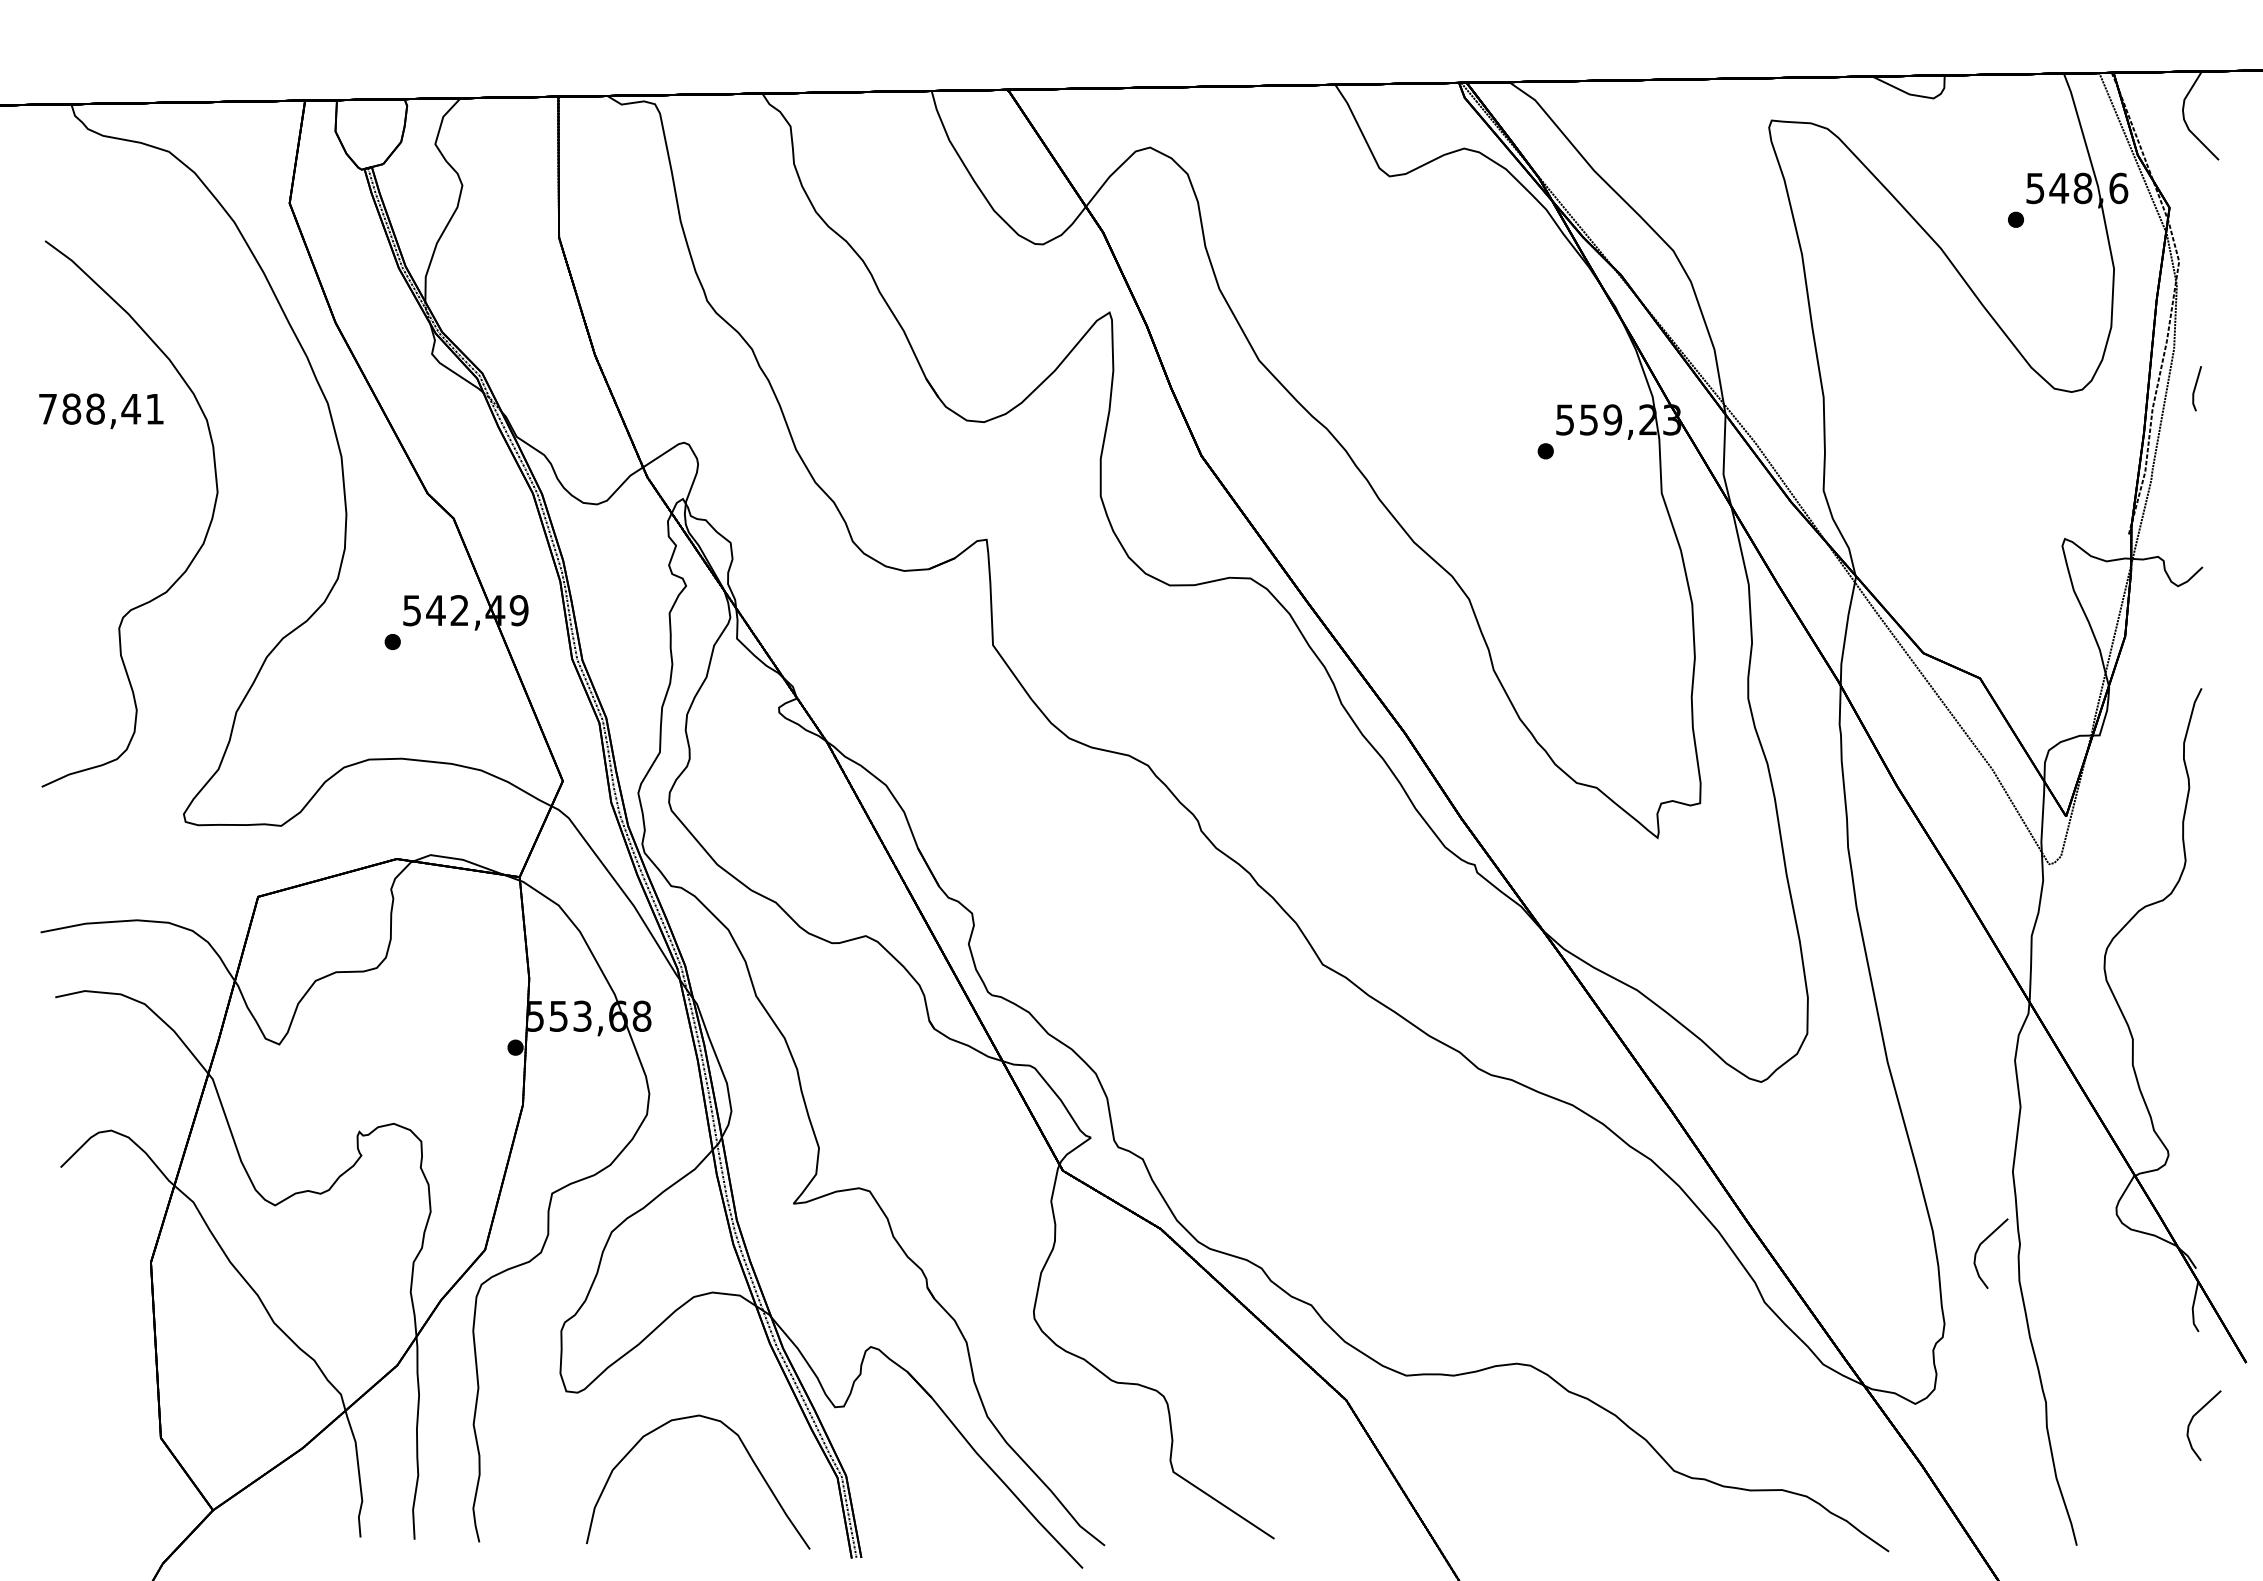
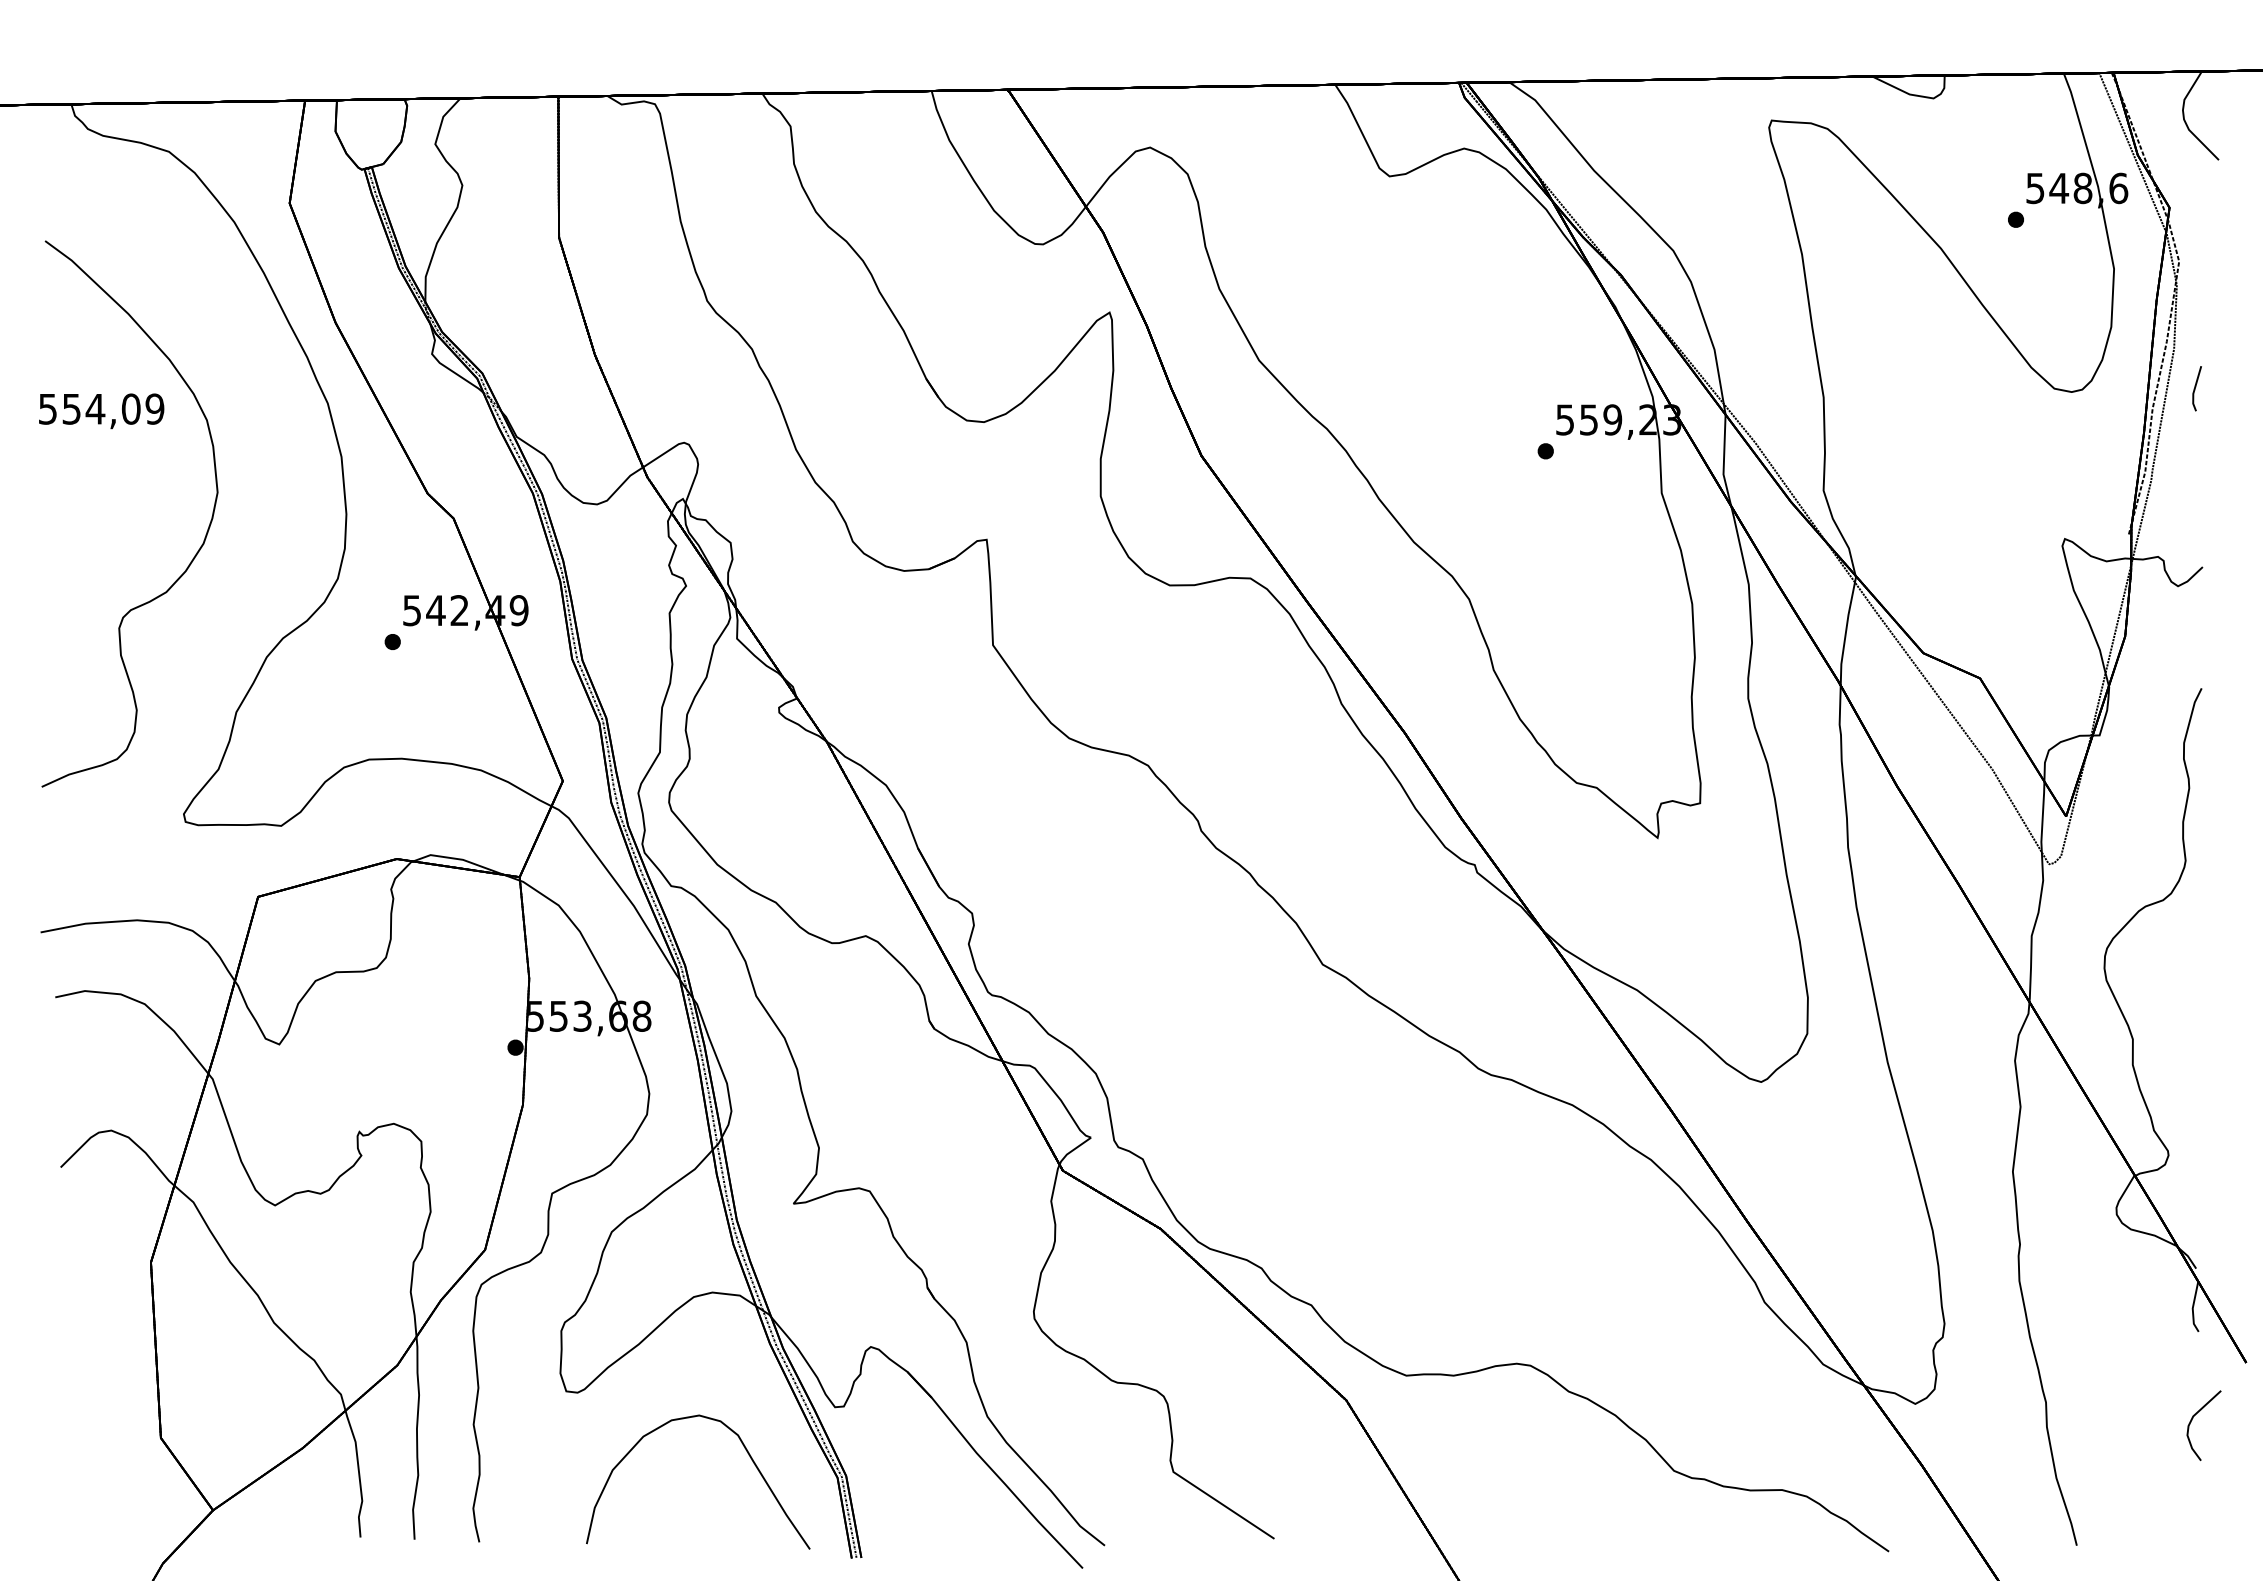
text: 788,41 -> 554,09 (101, 408)
curve: present -> none (1979, 1248)
